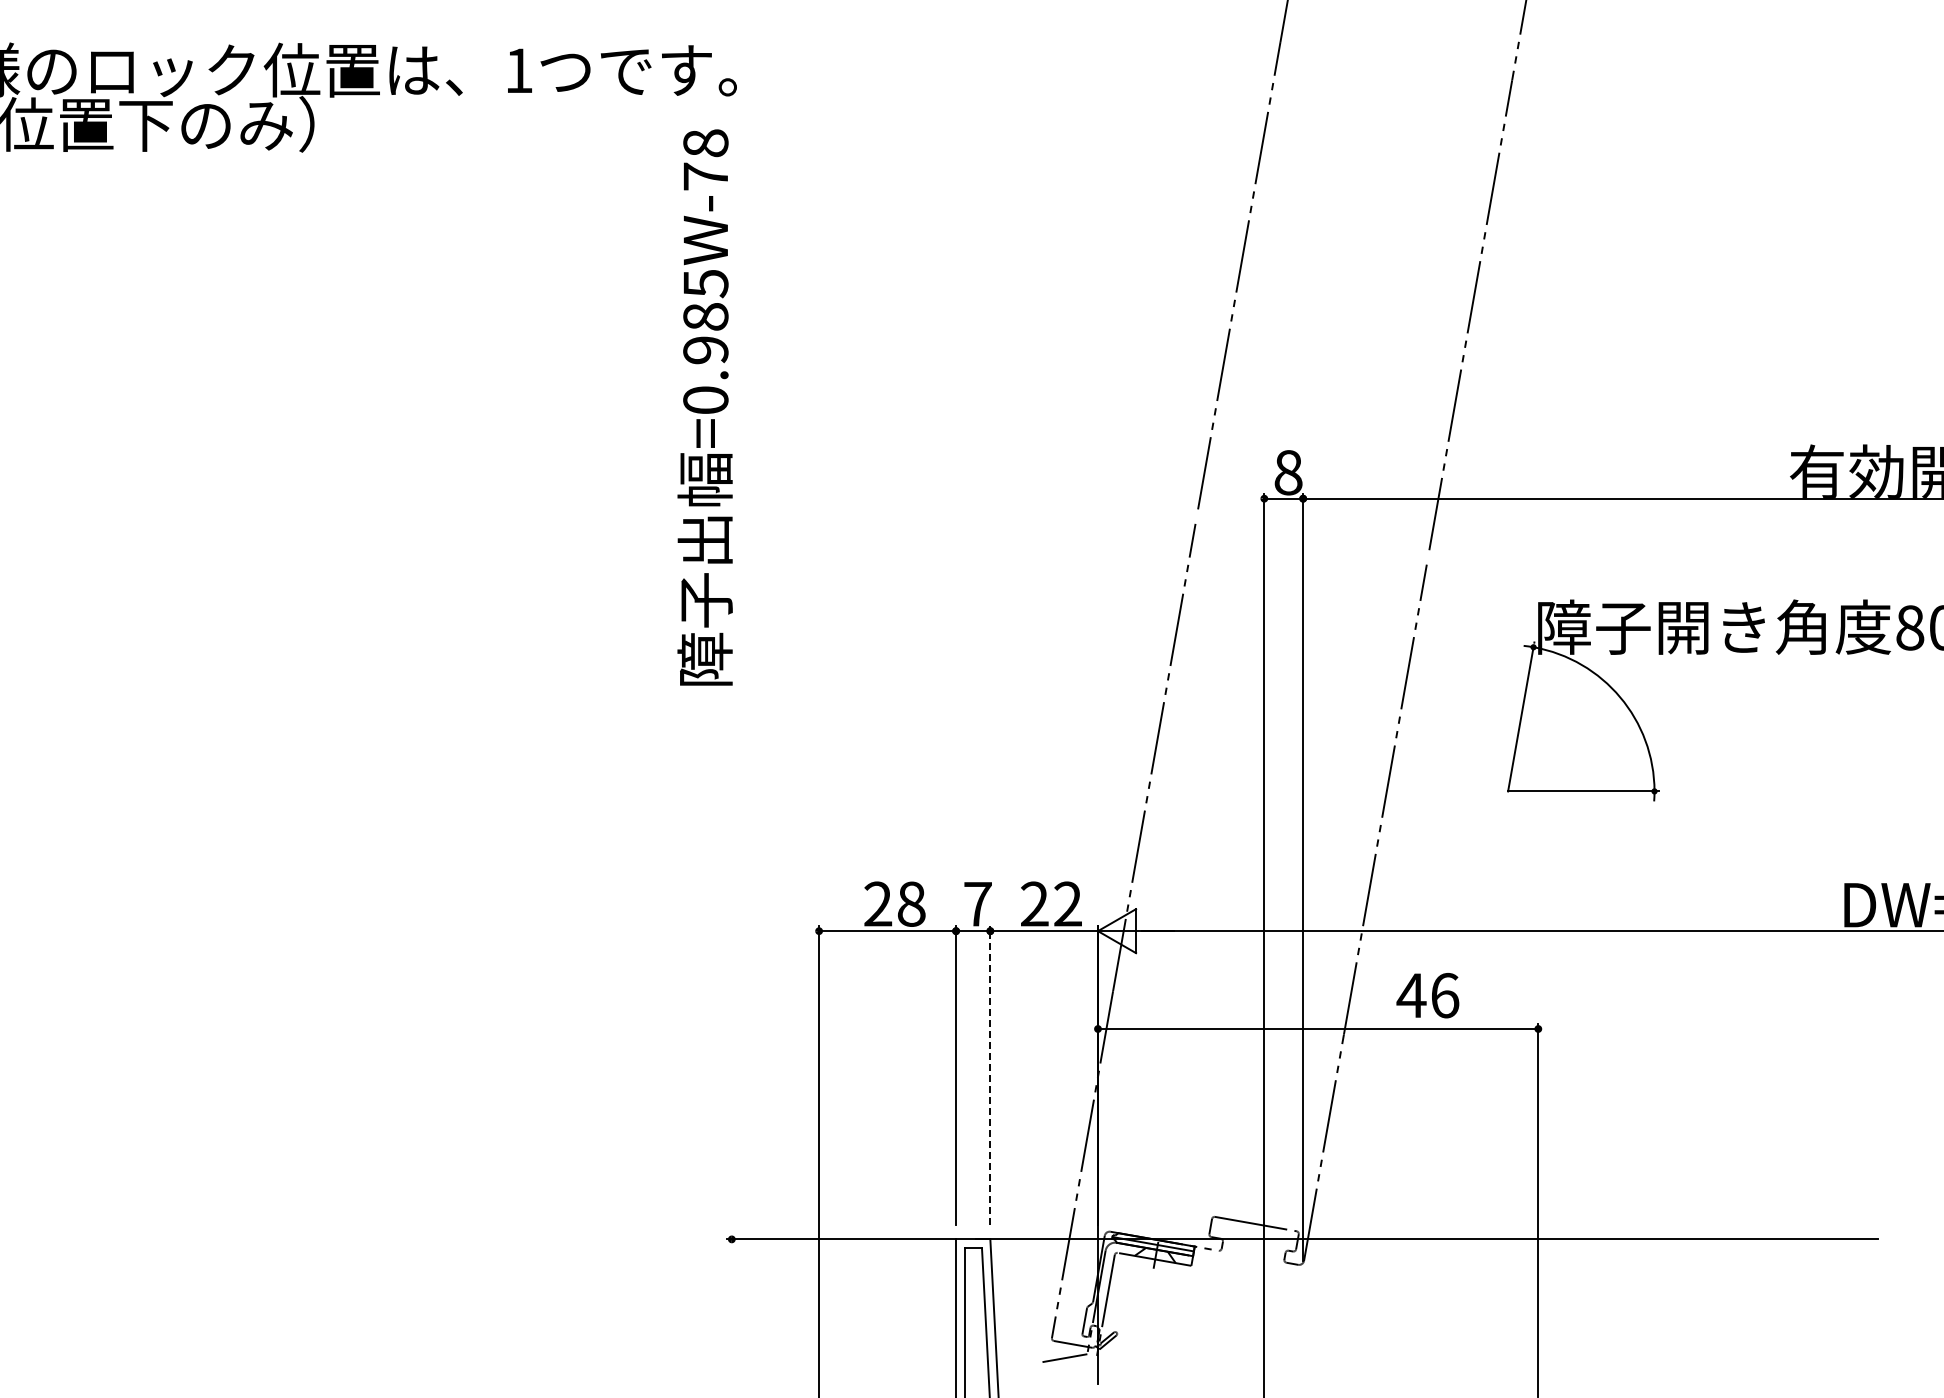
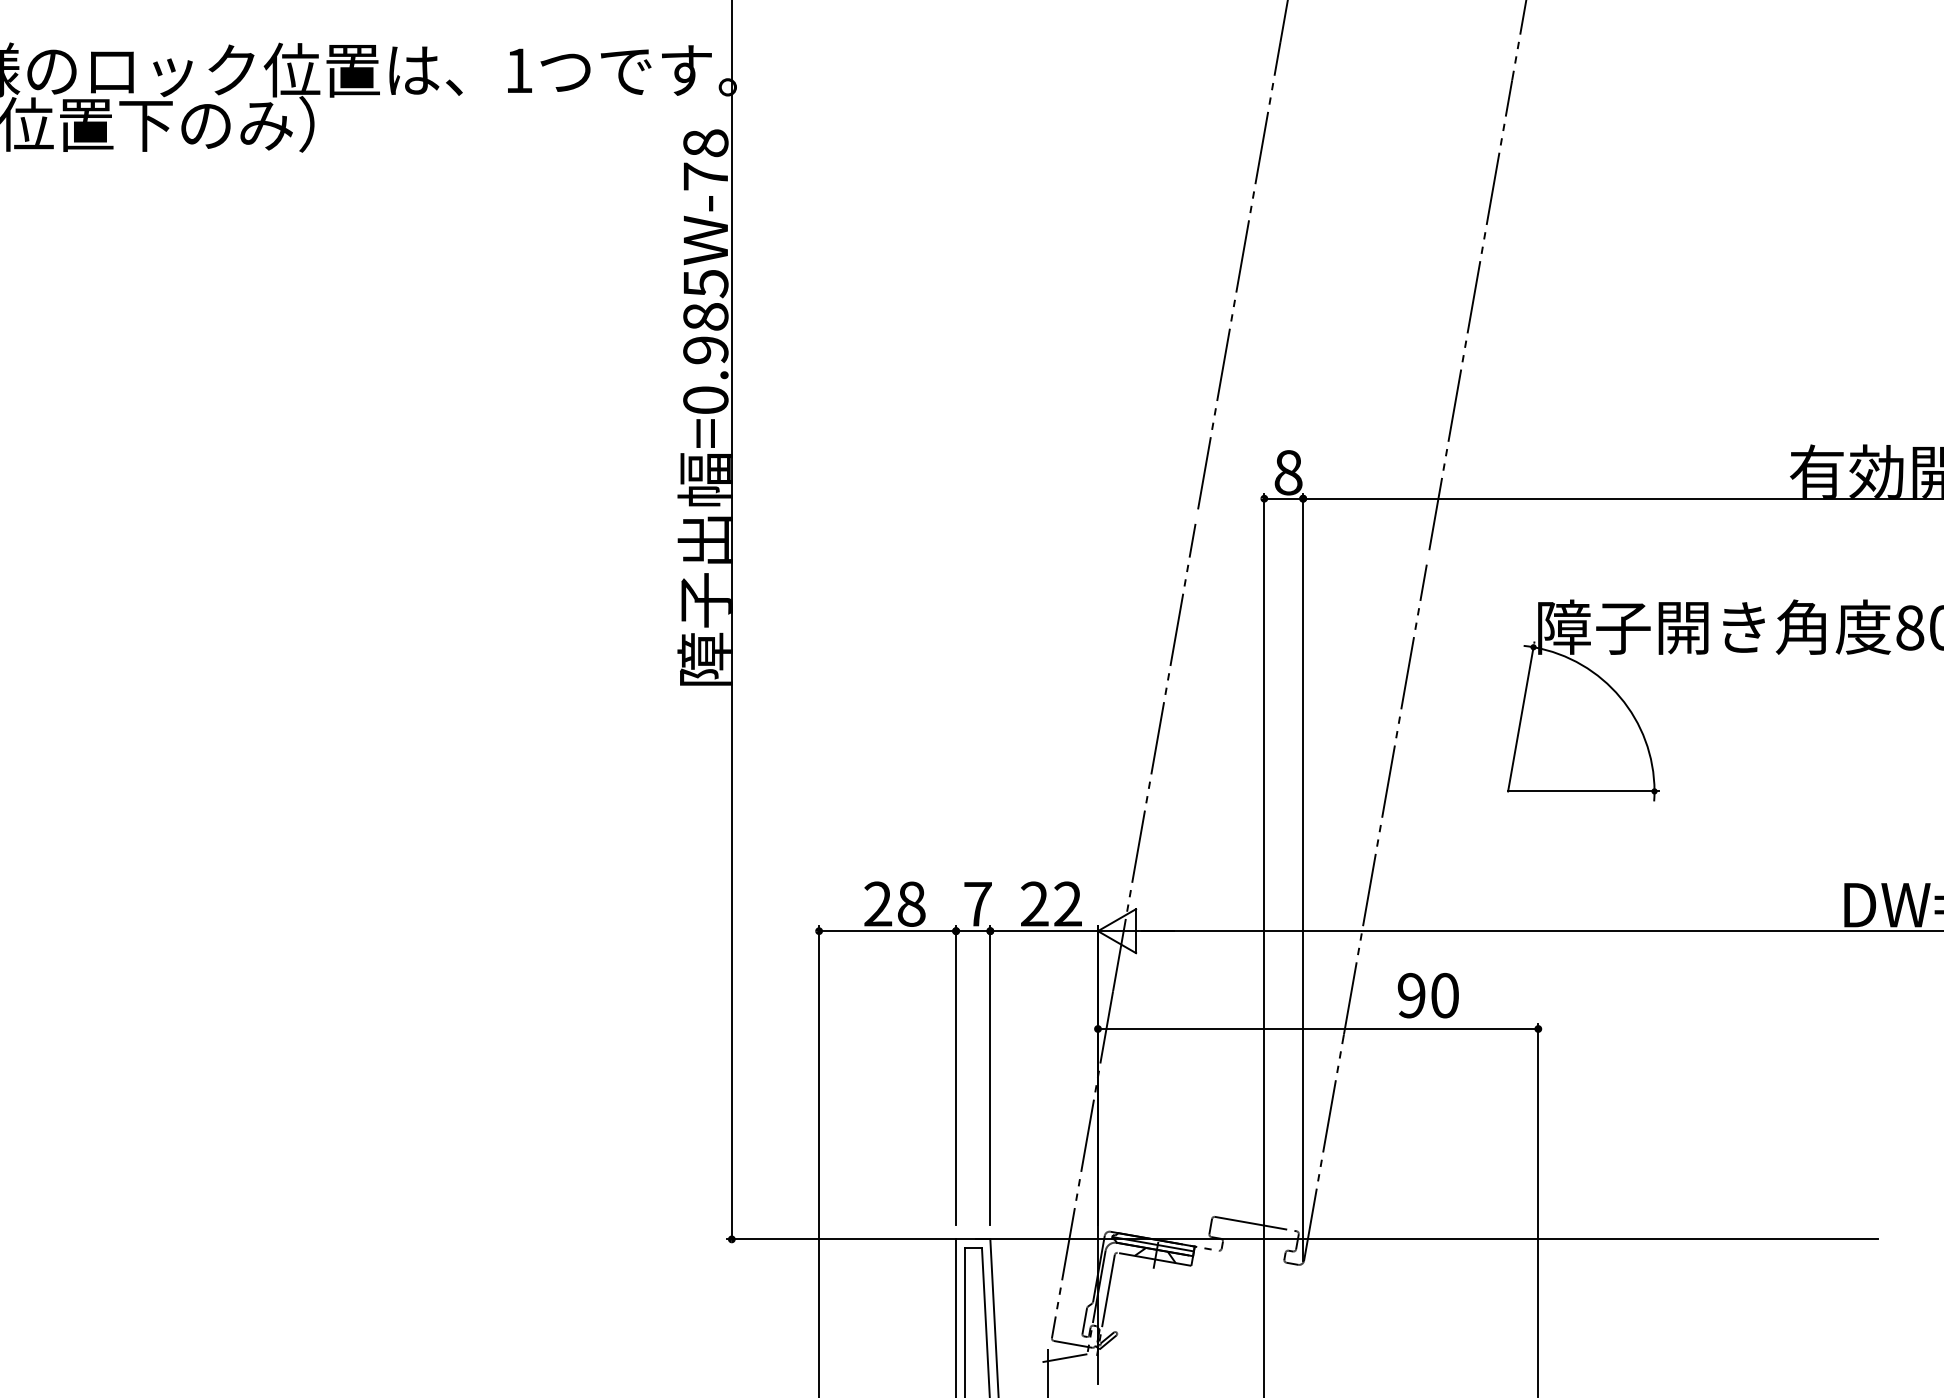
line: none -> present (731, 620)
text: 46 -> 90 (1427, 995)
line: dashed -> solid (990, 1074)
line: none -> present (1047, 1371)
